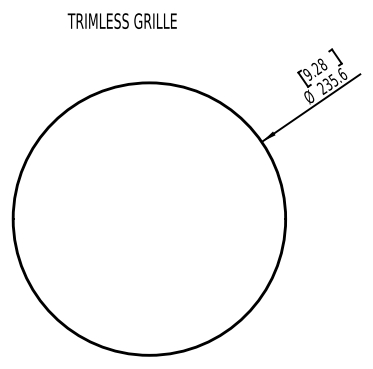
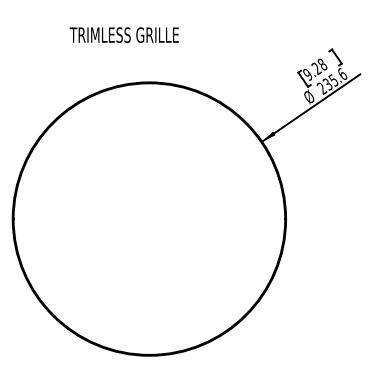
text position: (121, 20) -> (123, 34) (123, 34)
